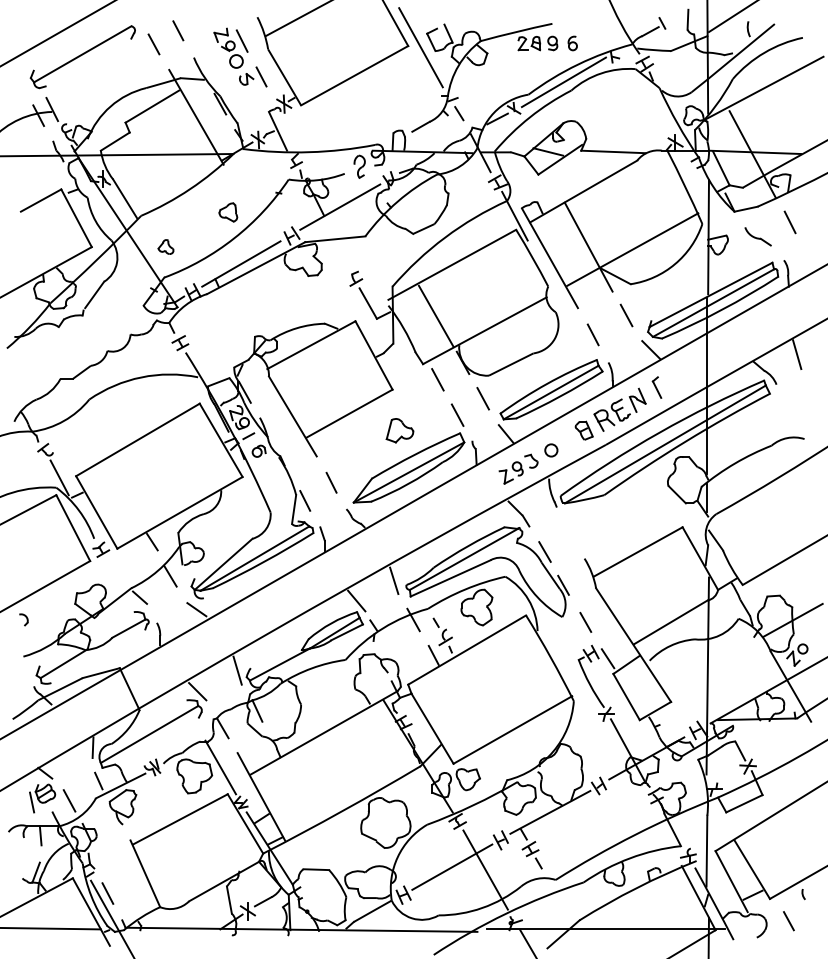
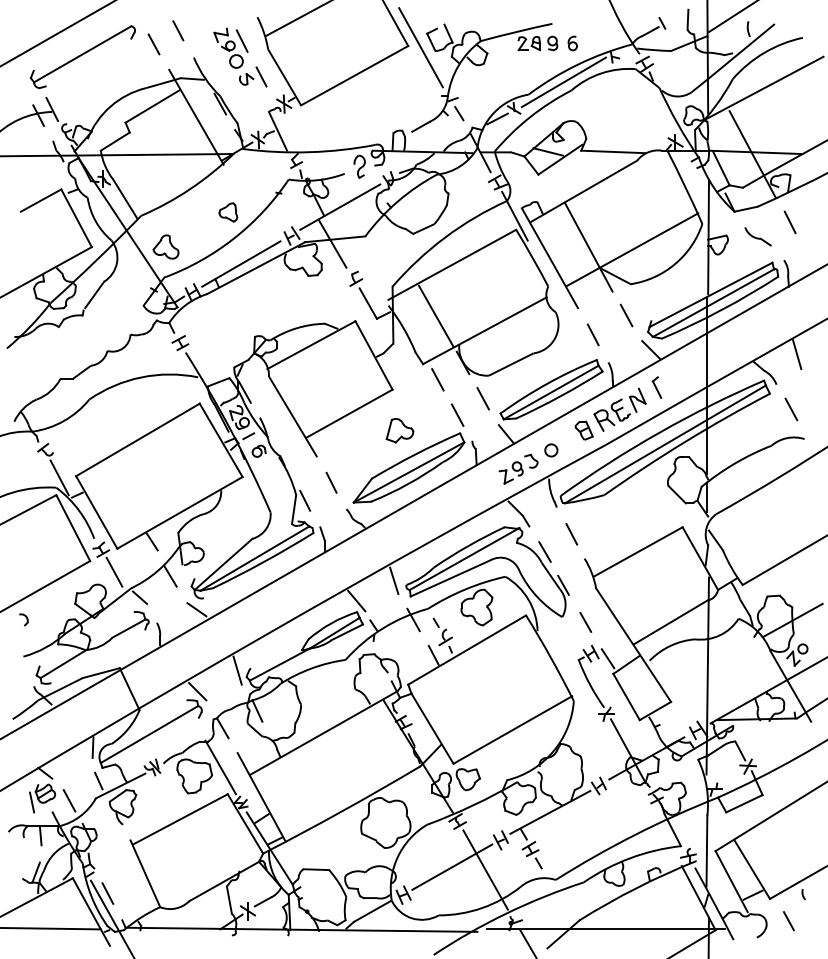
line: none -> present (332, 243)
part size: 18x16 px -> 28x26 px (165, 246)
line: none -> present (791, 409)
line: none -> present (571, 534)
line: none -> present (114, 571)
